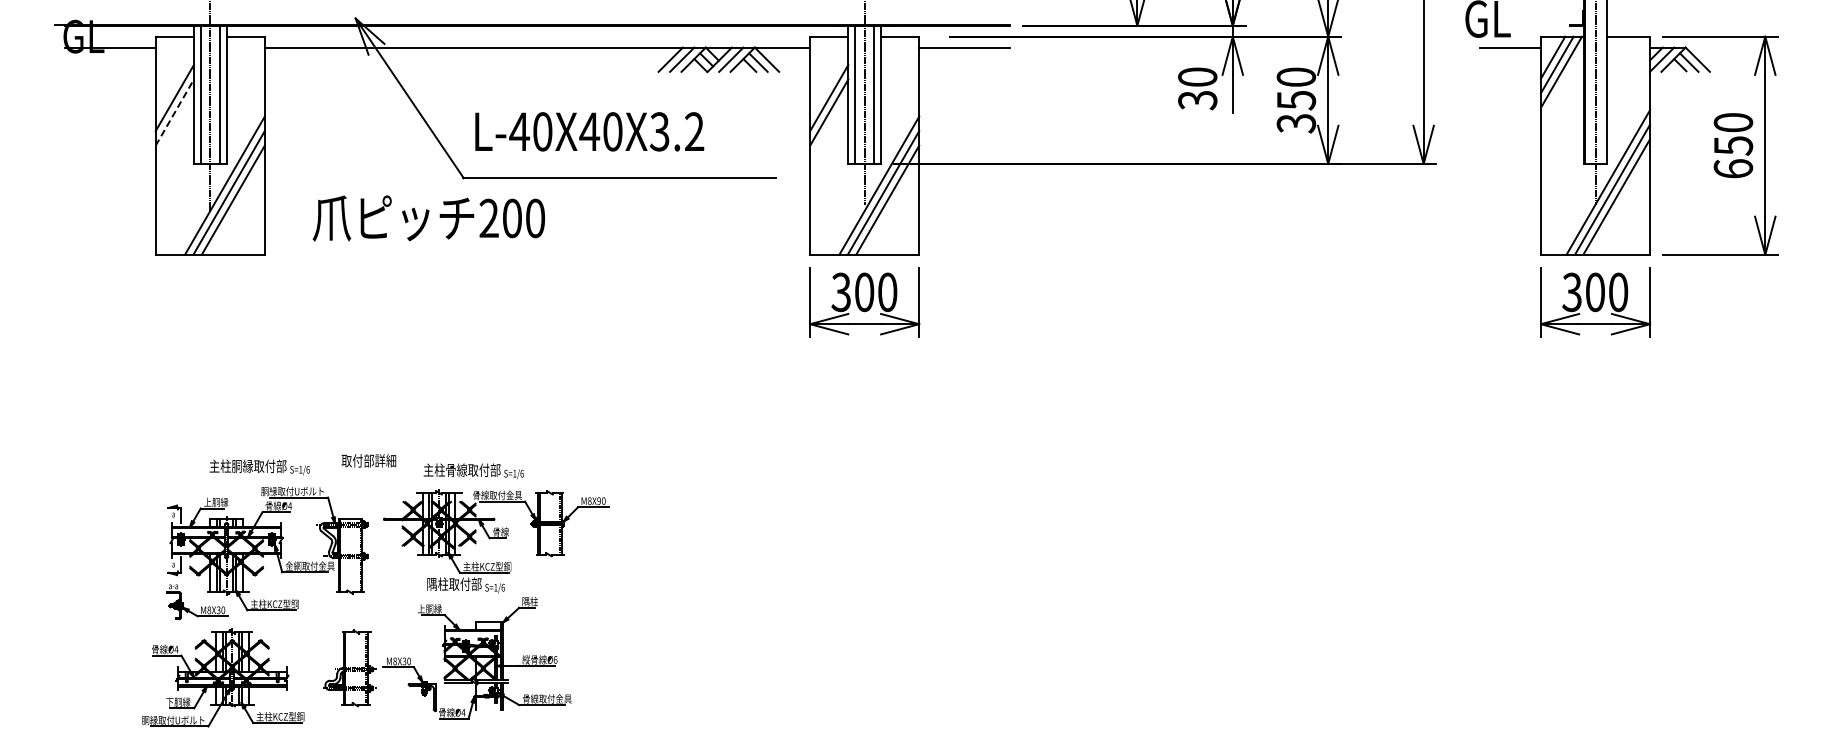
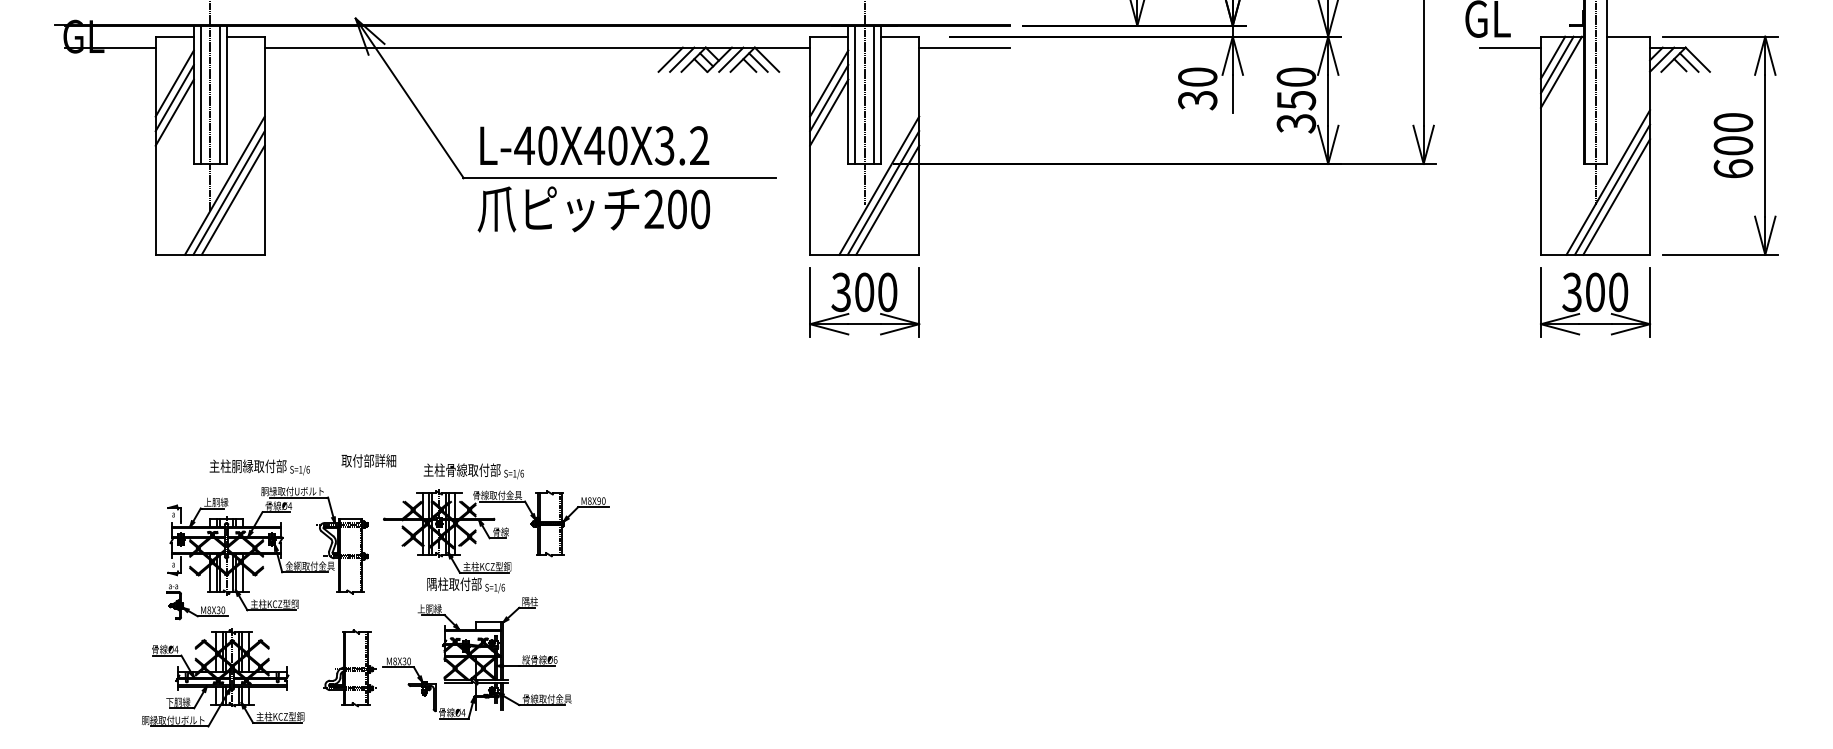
line: none -> present (174, 83)
line: none -> present (829, 83)
line: dashed -> solid (175, 112)
text position: (589, 131) -> (594, 145) (594, 145)
text: 650 -> 600 (1733, 145)
text position: (428, 218) -> (593, 209) (593, 209)
